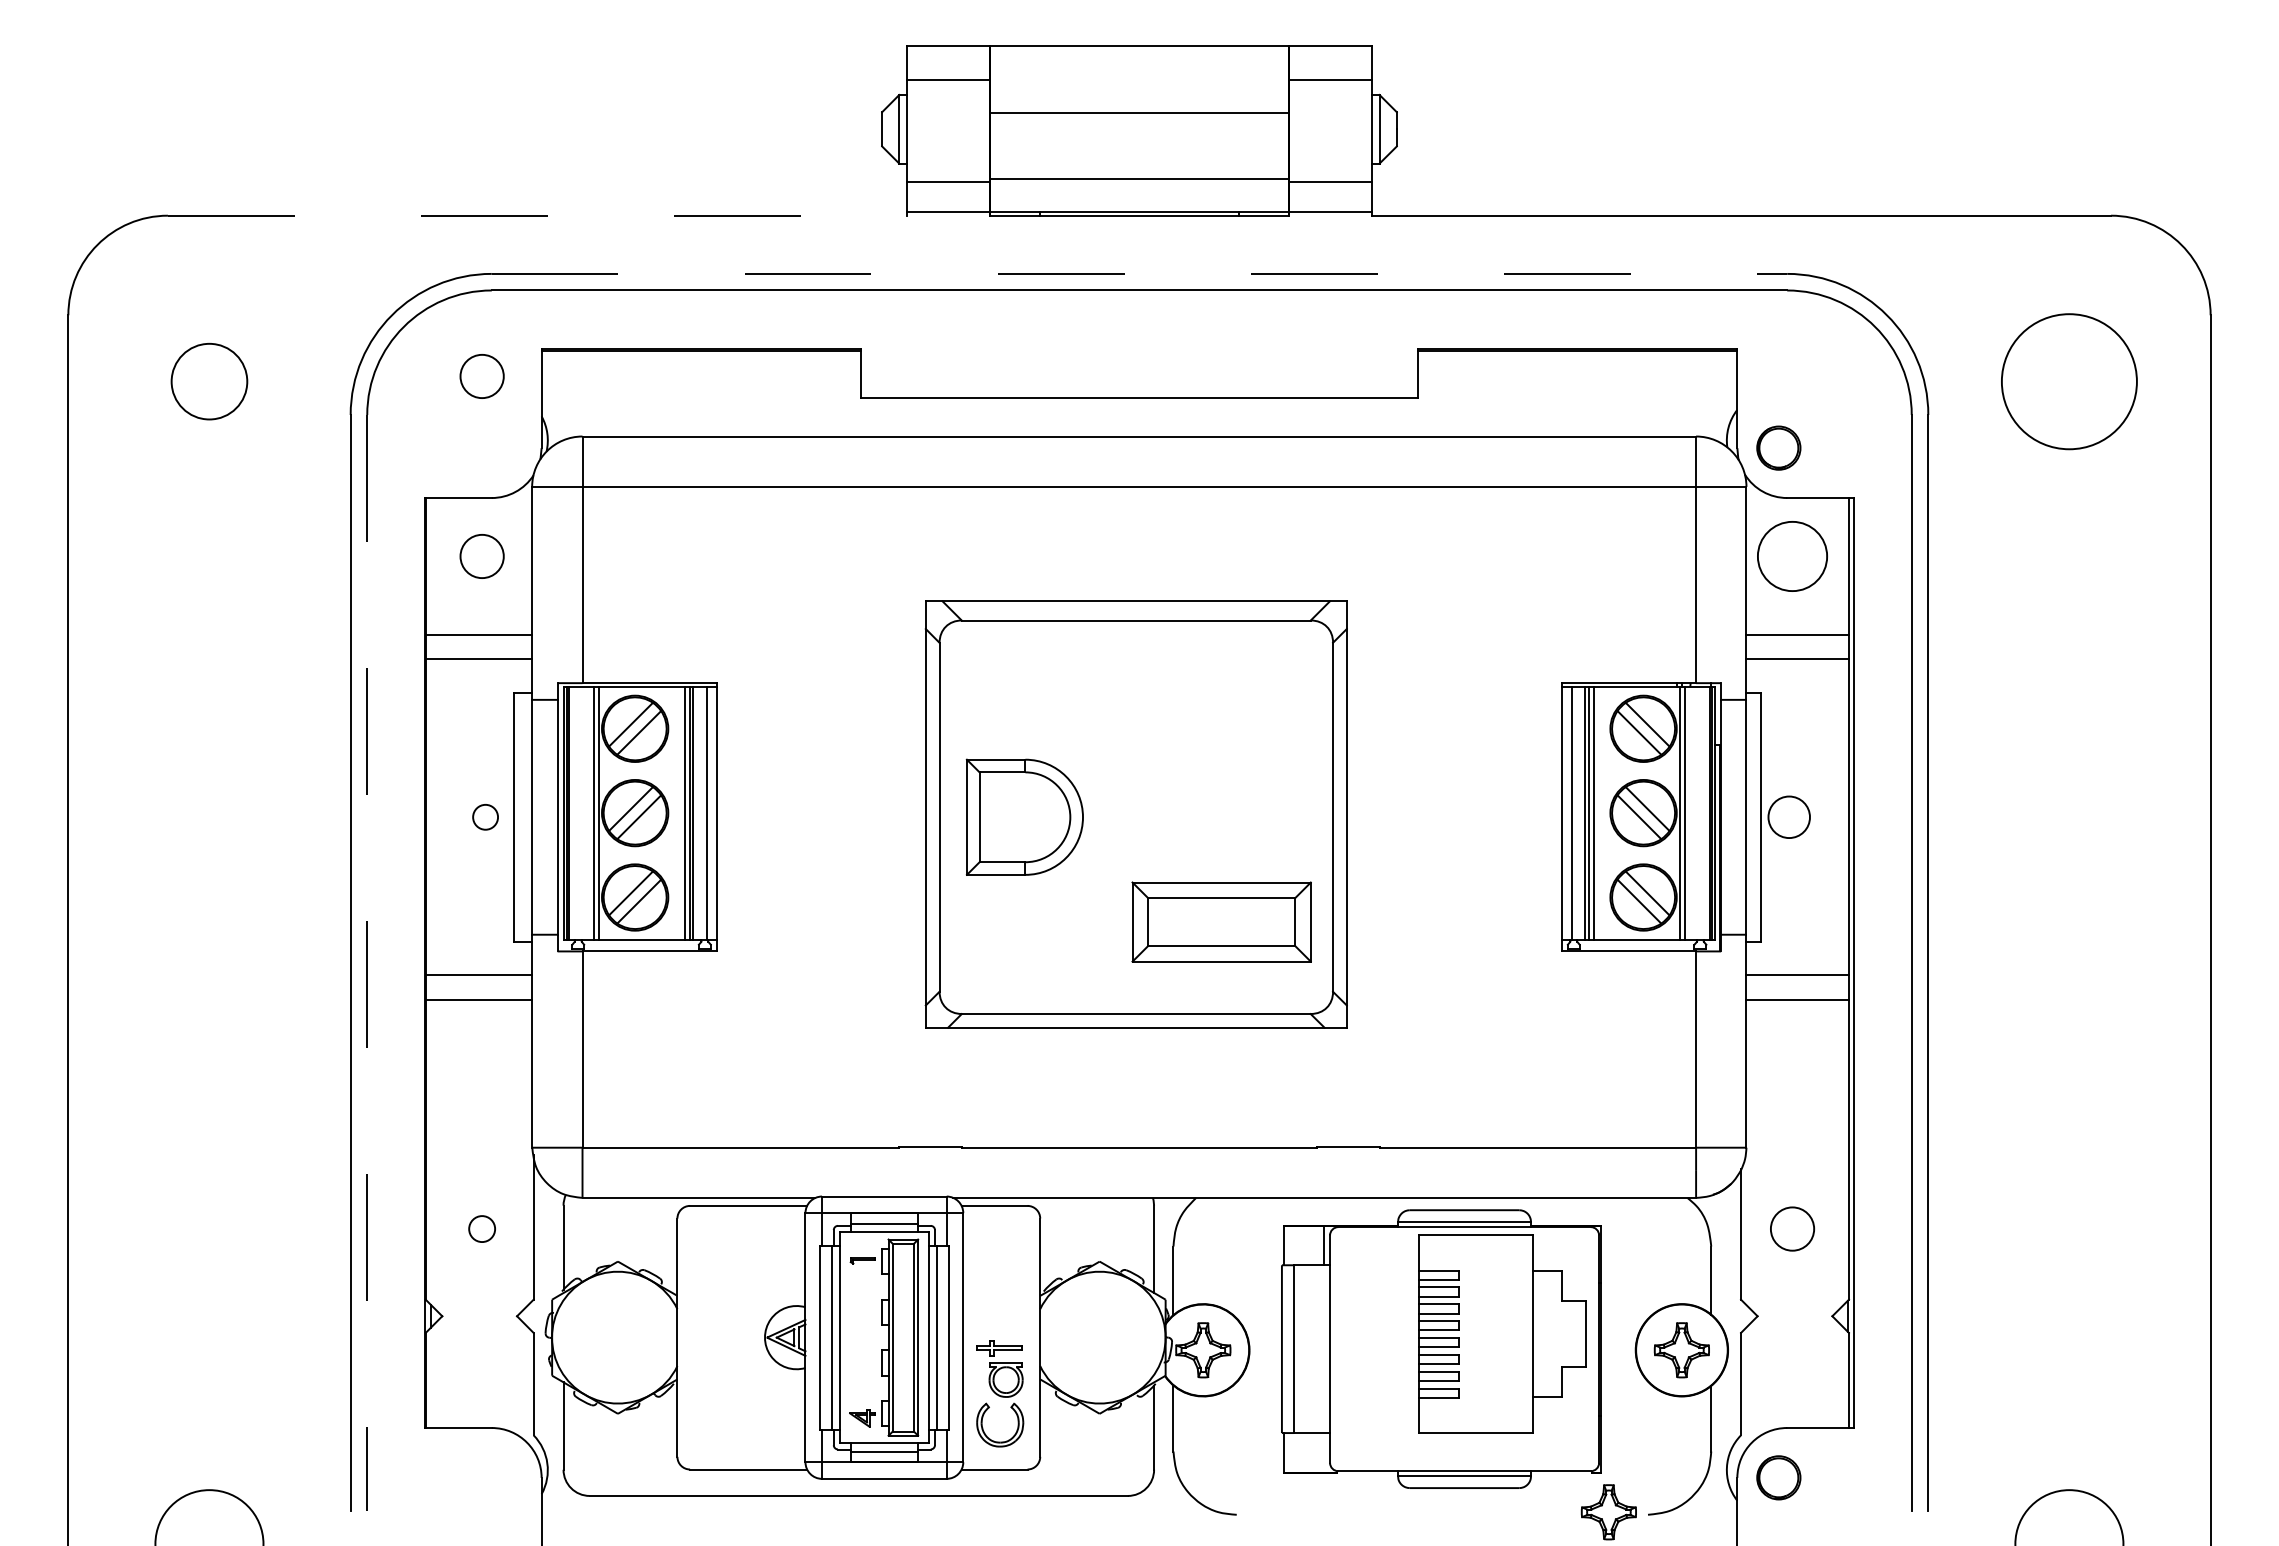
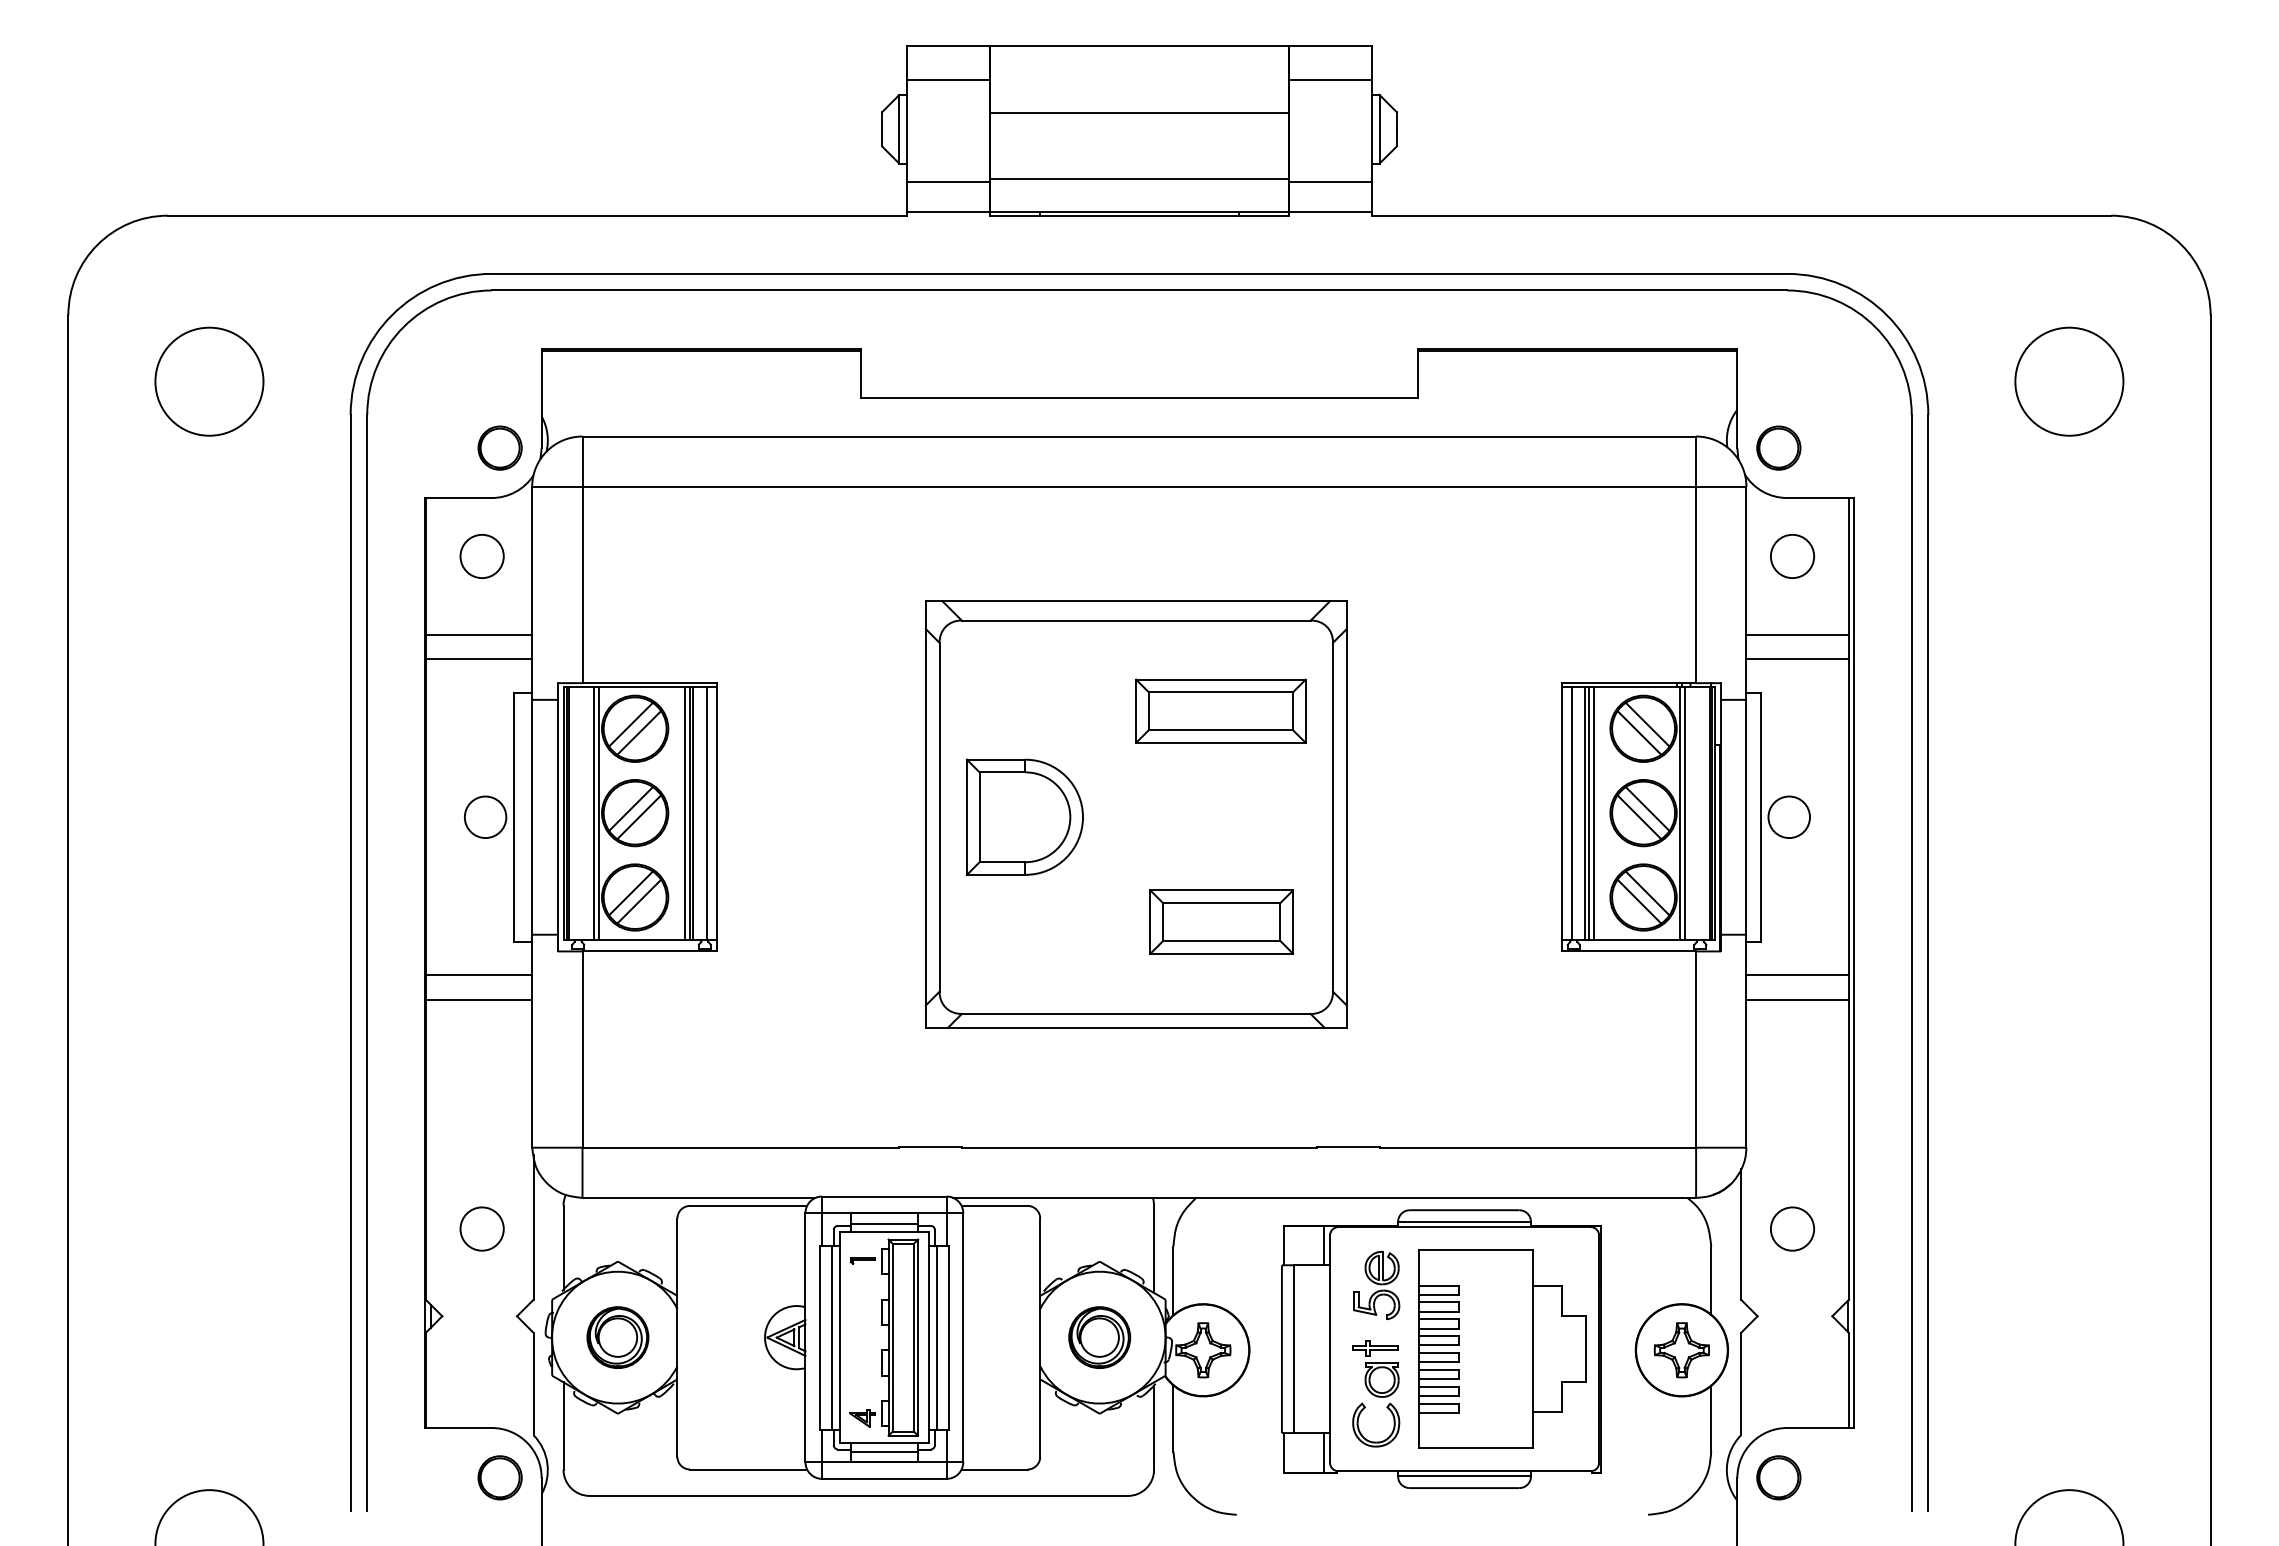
line: dashed -> solid (537, 215)
line: dashed -> solid (1139, 273)
circle: present -> none (481, 376)
circle size: 79x79 px -> 111x111 px (209, 381)
circle diameter: 135 px -> 108 px (2069, 381)
part: none -> present (499, 447)
circle diameter: 69 px -> 43 px (1792, 556)
part: none -> present (1220, 710)
circle diameter: 25 px -> 42 px (485, 817)
part size: 181x82 px -> 146x66 px (1221, 921)
line: dashed -> solid (367, 963)
circle diameter: 26 px -> 43 px (481, 1228)
part: none -> present (1376, 1285)
part position: (1502, 1333) -> (1502, 1348) (1502, 1348)
part: none -> present (617, 1337)
part: none -> present (1099, 1337)
part position: (1000, 1393) -> (1376, 1393) (1376, 1393)
line: none -> present (1323, 1452)
part: none -> present (499, 1477)
part: present -> none (1608, 1512)
